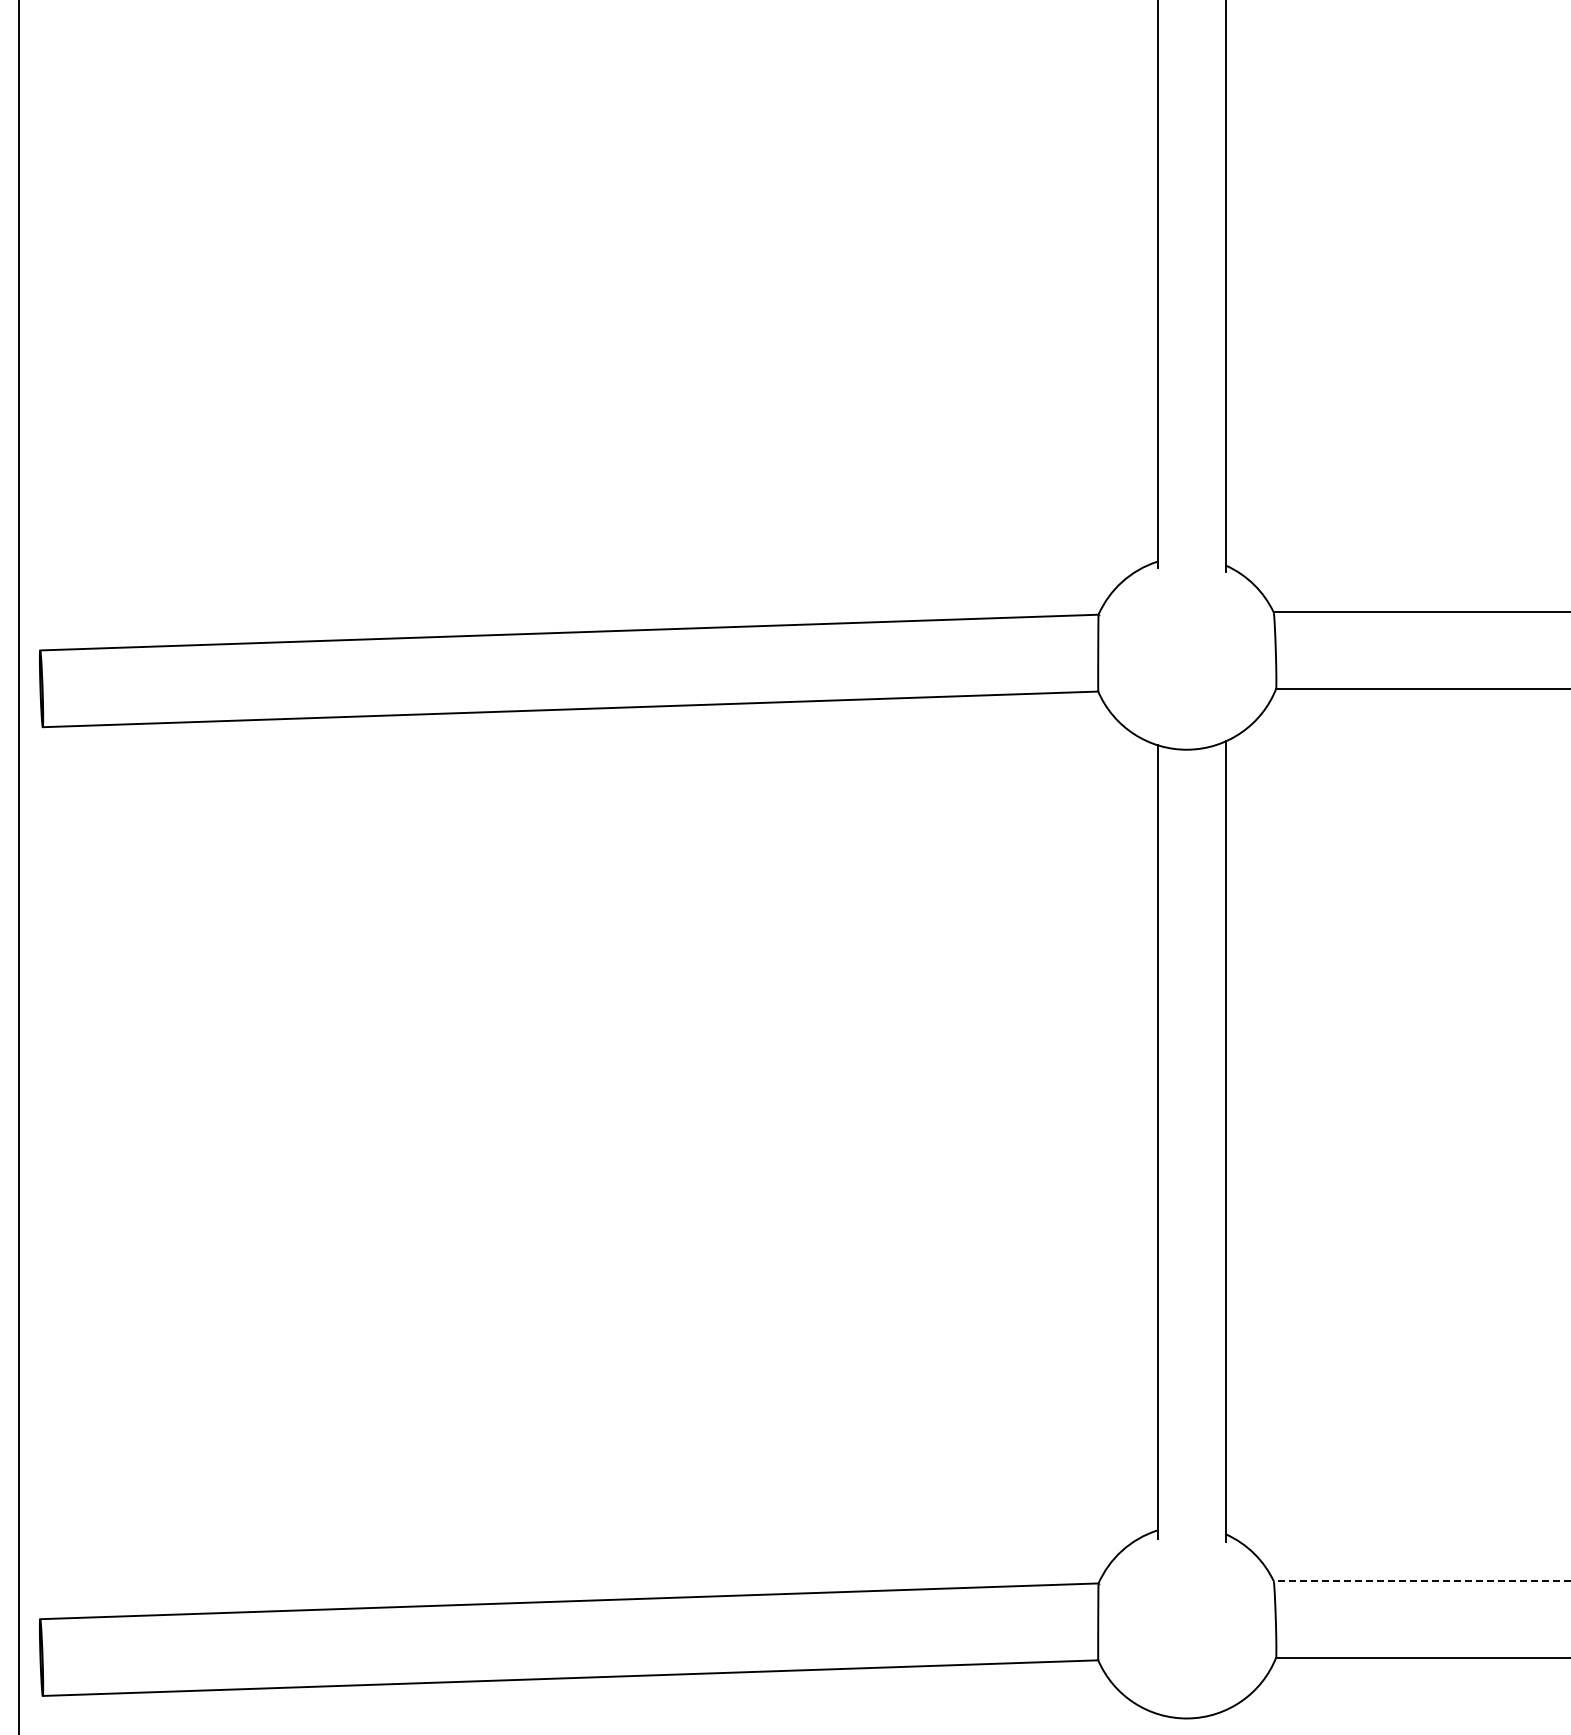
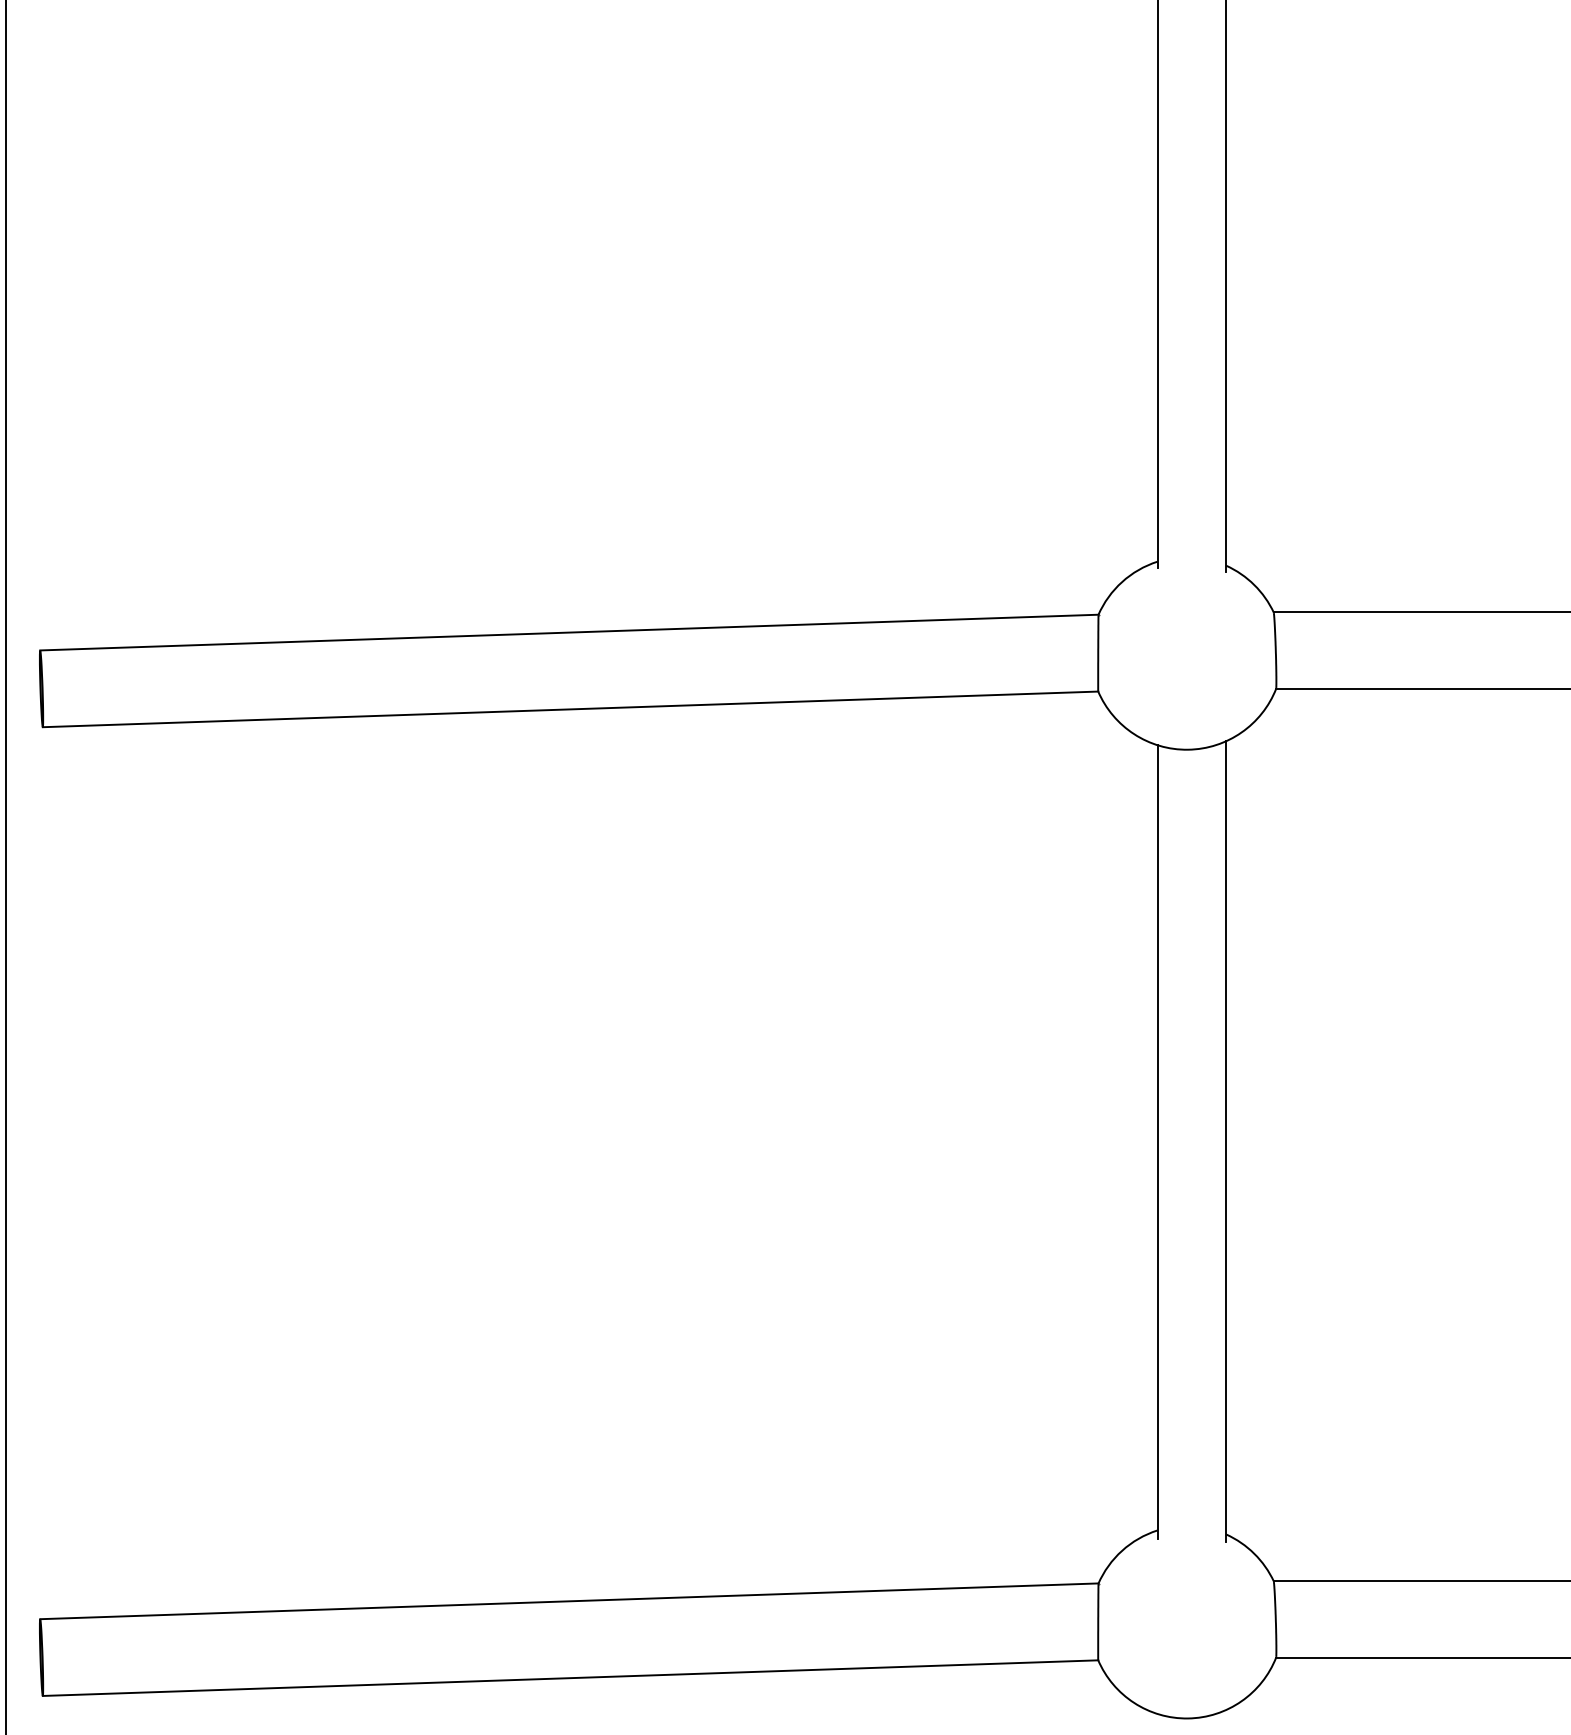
line position: (18, 866) -> (5, 866) (5, 866)
line: dashed -> solid (1421, 1581)
